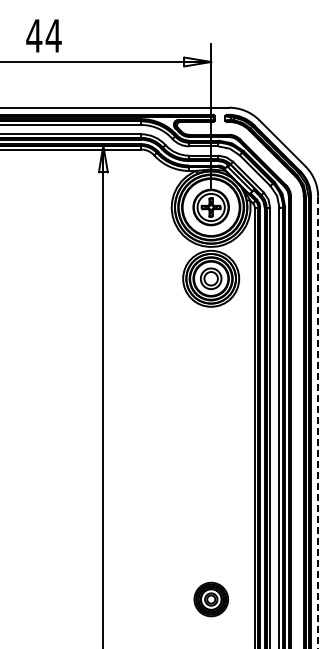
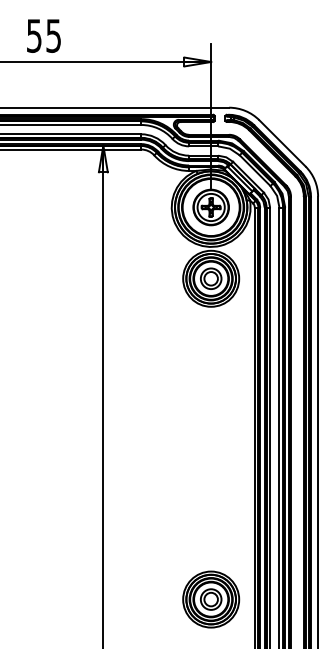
text: 44 -> 55 (43, 35)
line: dashed -> solid (318, 422)
part size: 36x37 px -> 59x59 px (211, 599)
